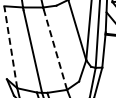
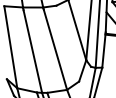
line: dashed -> solid (10, 47)
line: dashed -> solid (55, 49)
